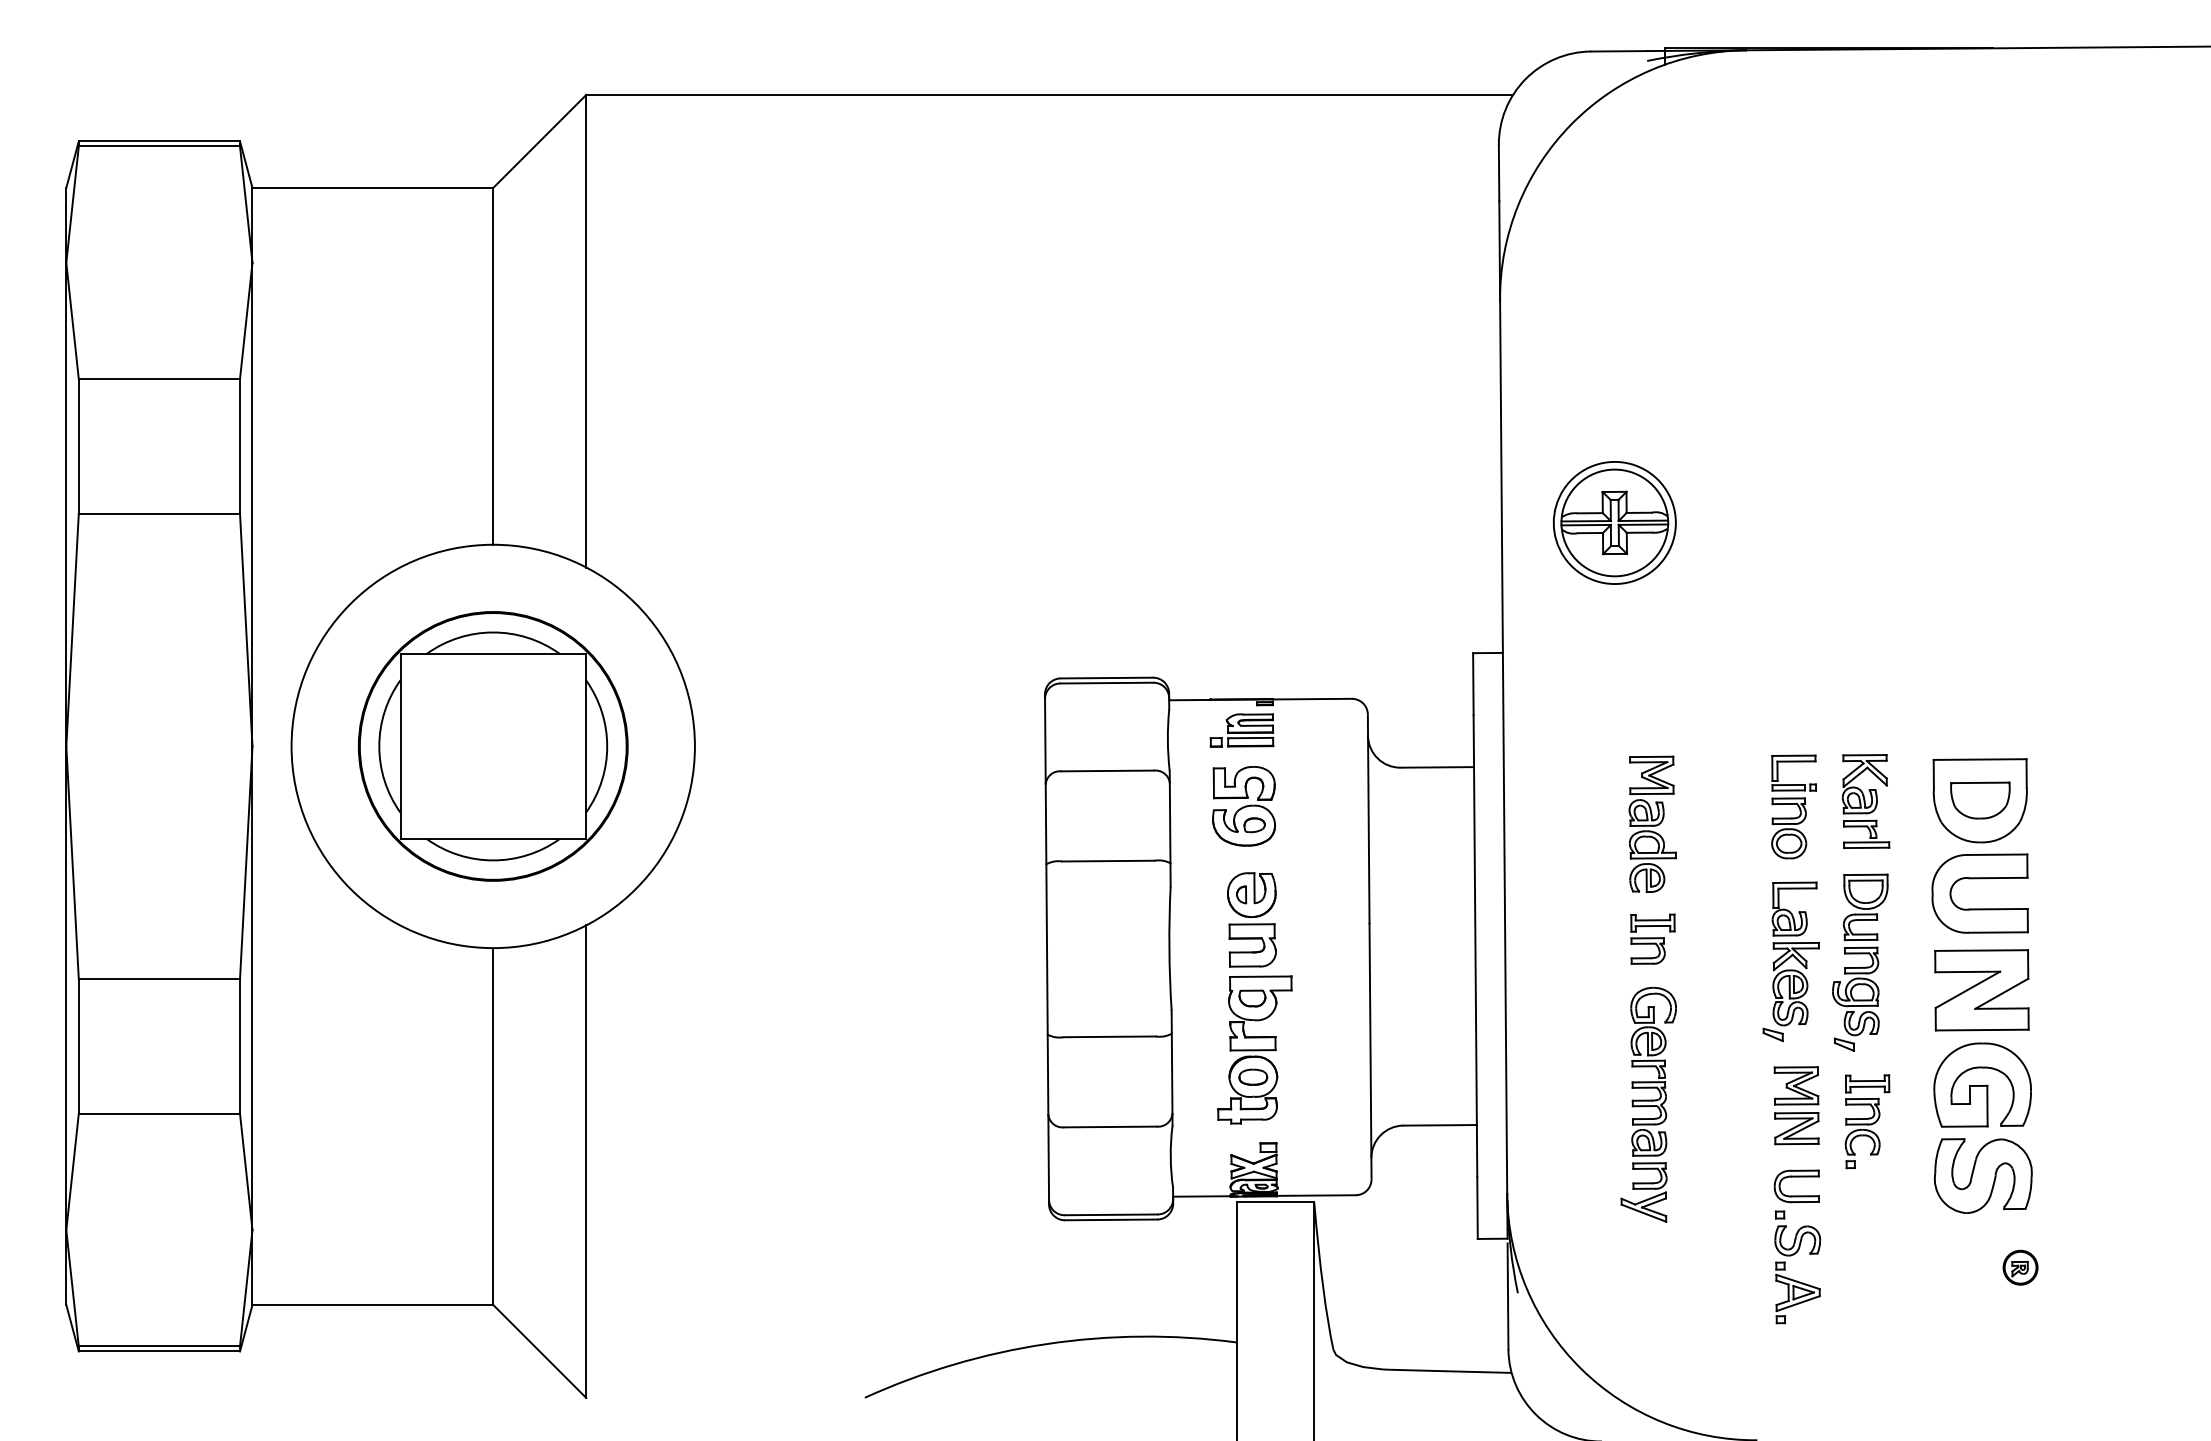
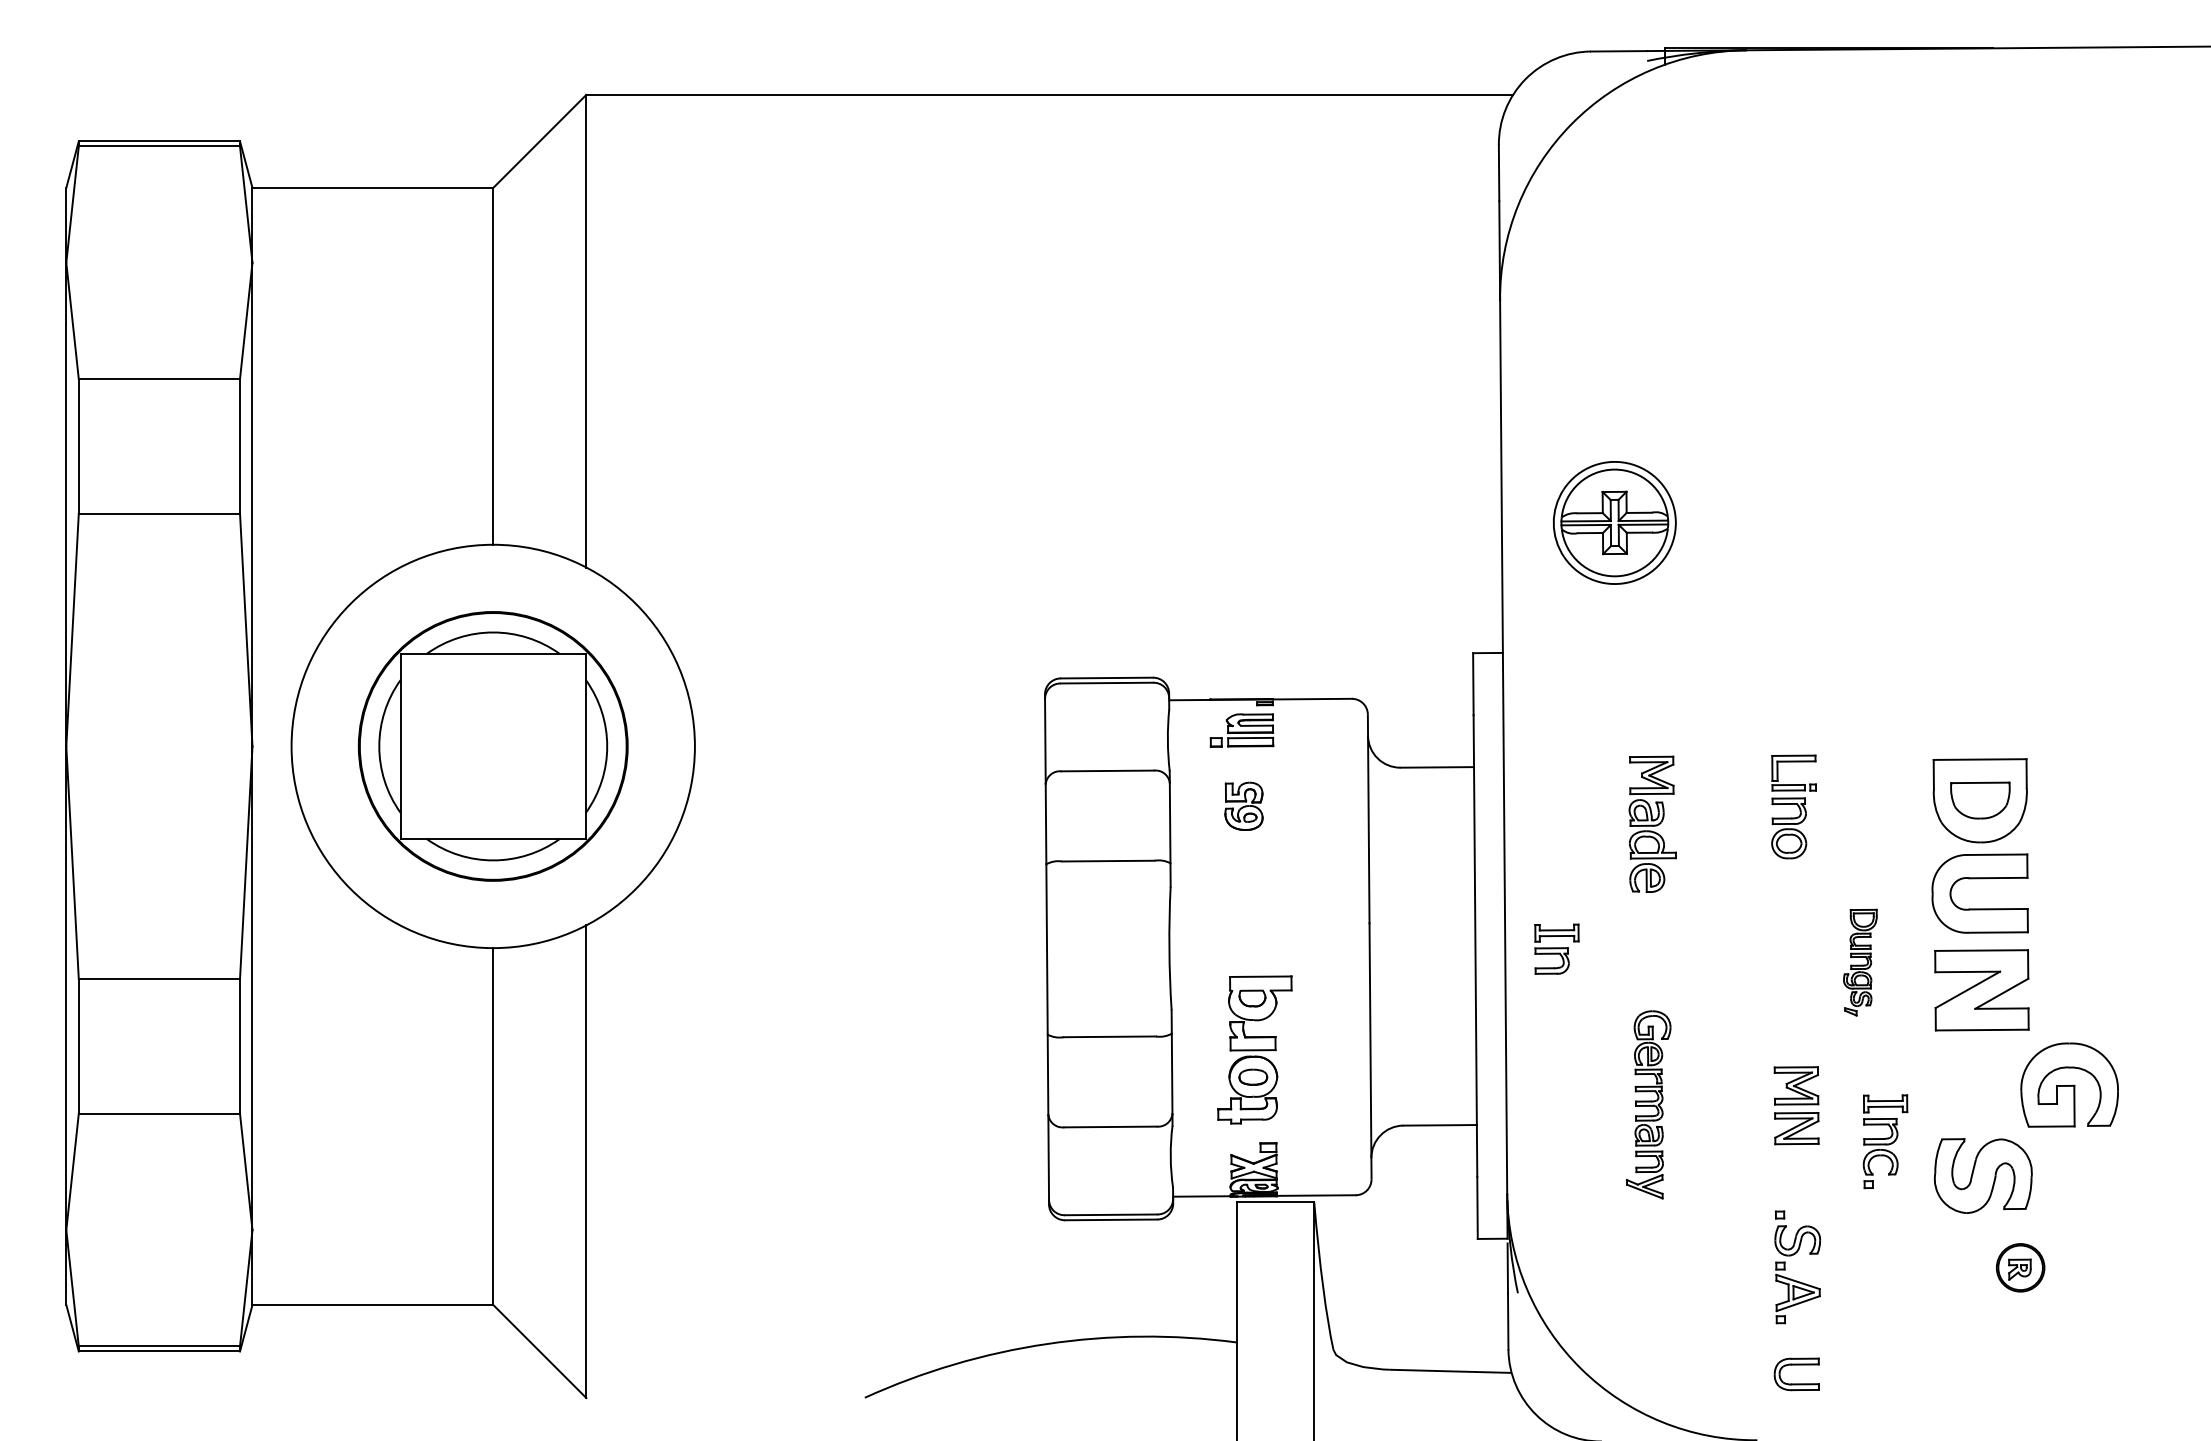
part: present -> none (1865, 801)
part size: 64x81 px -> 40x50 px (1243, 805)
part: present -> none (1251, 919)
part position: (1652, 938) -> (1556, 948) (1556, 948)
part: present -> none (1790, 961)
part size: 57x179 px -> 35x109 px (1860, 962)
part position: (1982, 1084) -> (2069, 1084) (2069, 1084)
part size: 57x236 px -> 46x190 px (1648, 1104)
part position: (1867, 1121) -> (1885, 1141) (1885, 1141)
part position: (1796, 1177) -> (1796, 1365) (1796, 1365)
part size: 37x37 px -> 50x50 px (2020, 1267)
